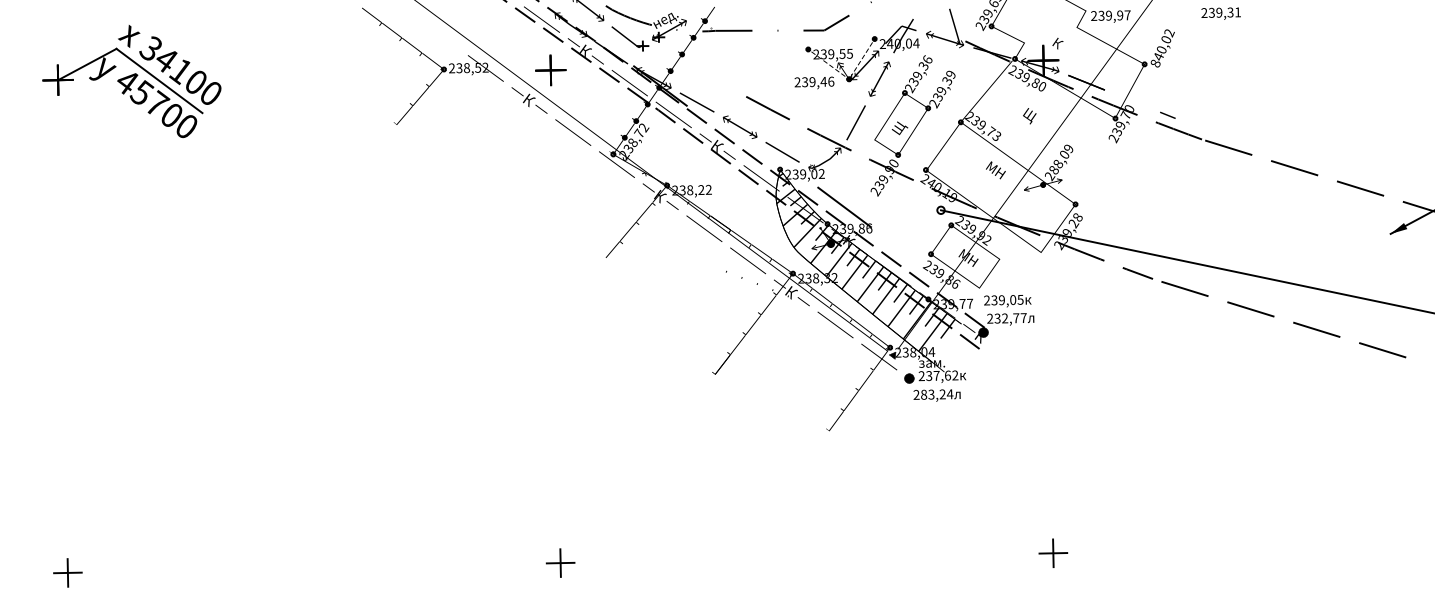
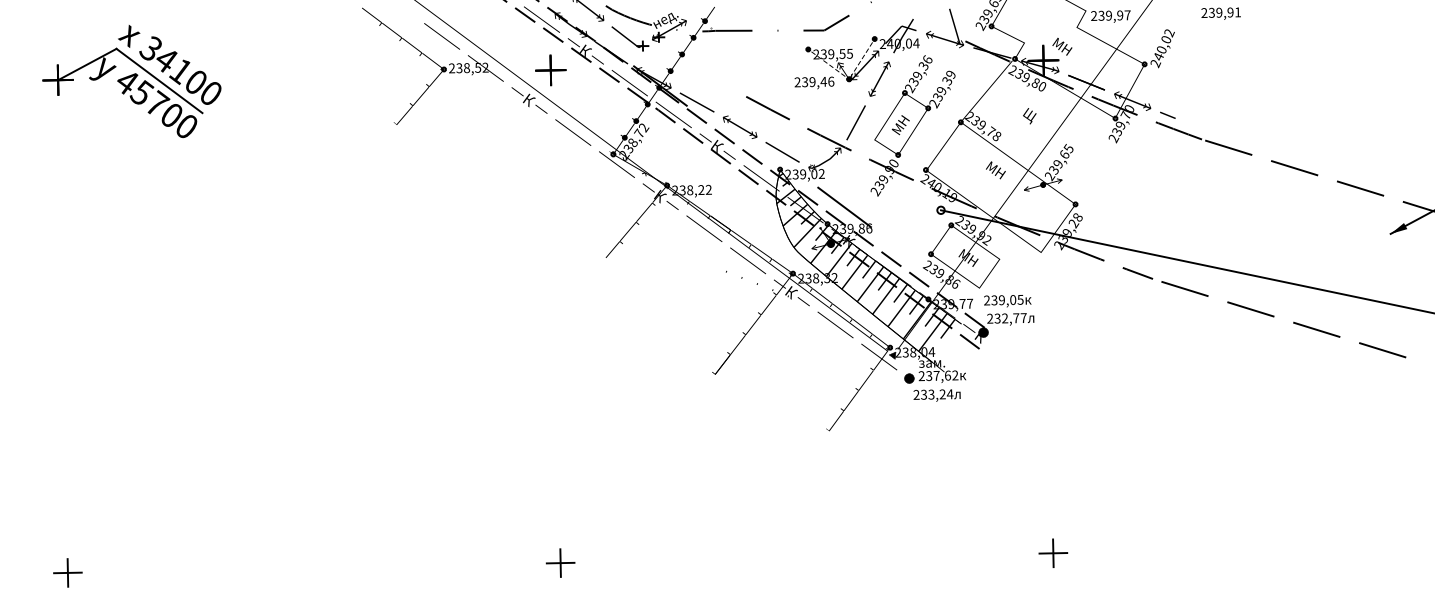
text: 239,31 -> 239,91 (1230, 12)
fill: none -> present (441, 35)
text: К -> МН (1062, 46)
text: 840,02 -> 240,02 (1155, 63)
fill: none -> present (1132, 101)
text: Щ -> МН (900, 124)
text: 239,73 -> 239,78 (996, 136)
text: 288,09 -> 239,65 (1061, 159)
text: 283,24 -> 233,24 (924, 394)
